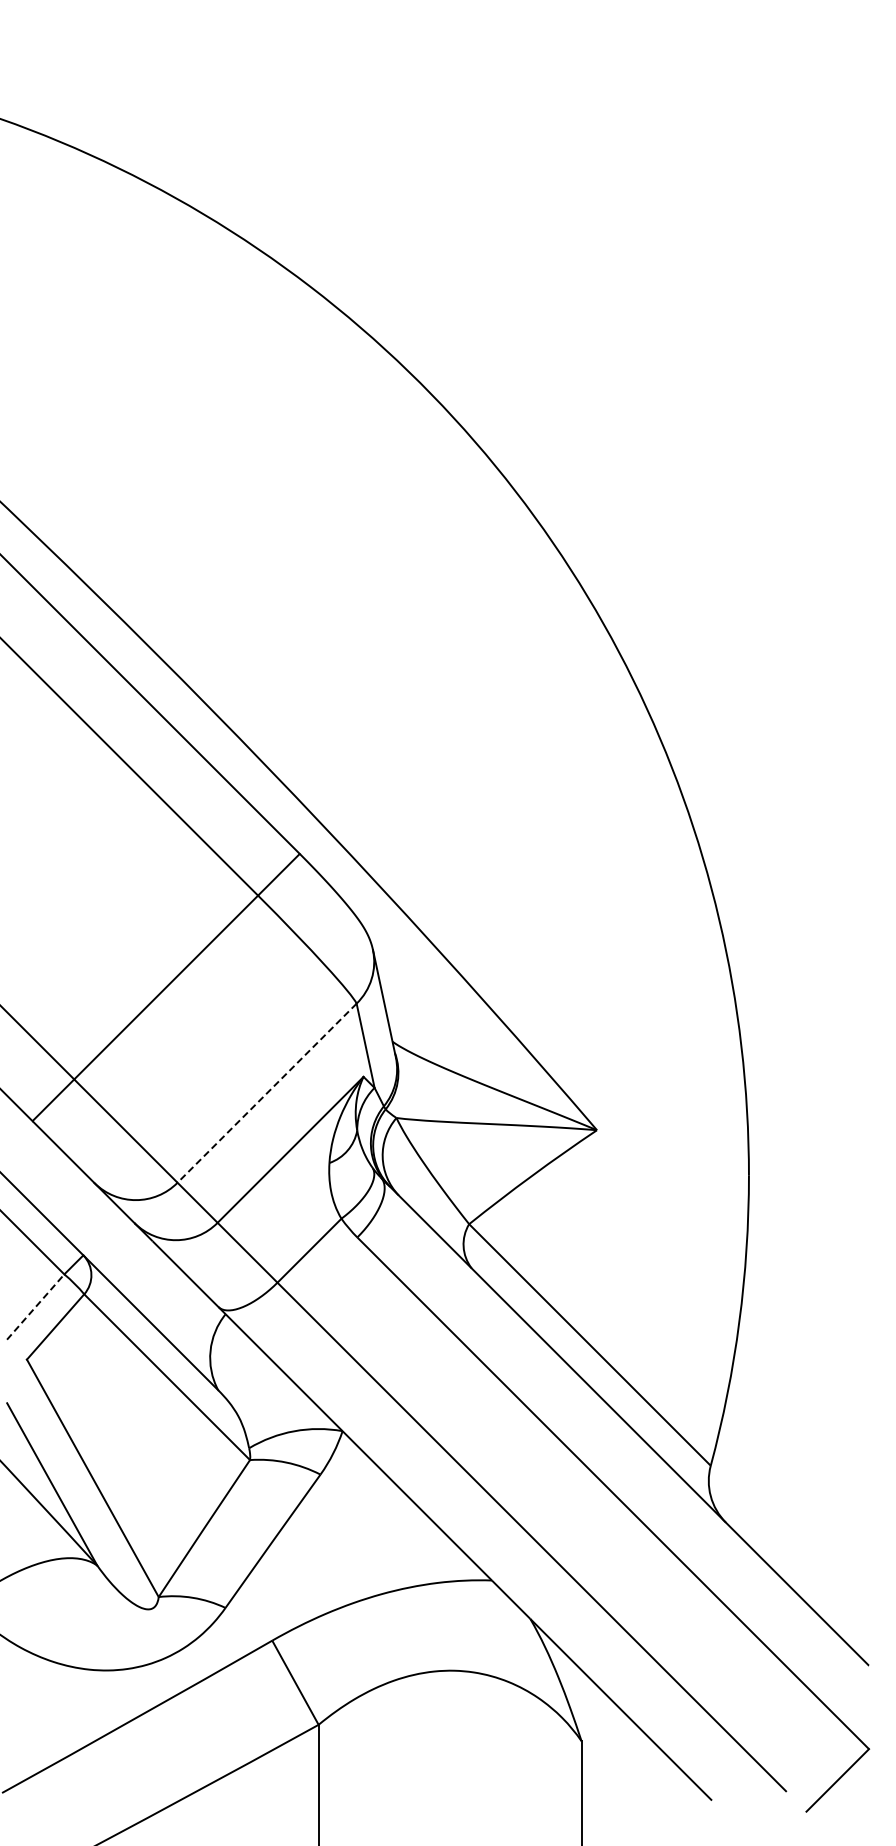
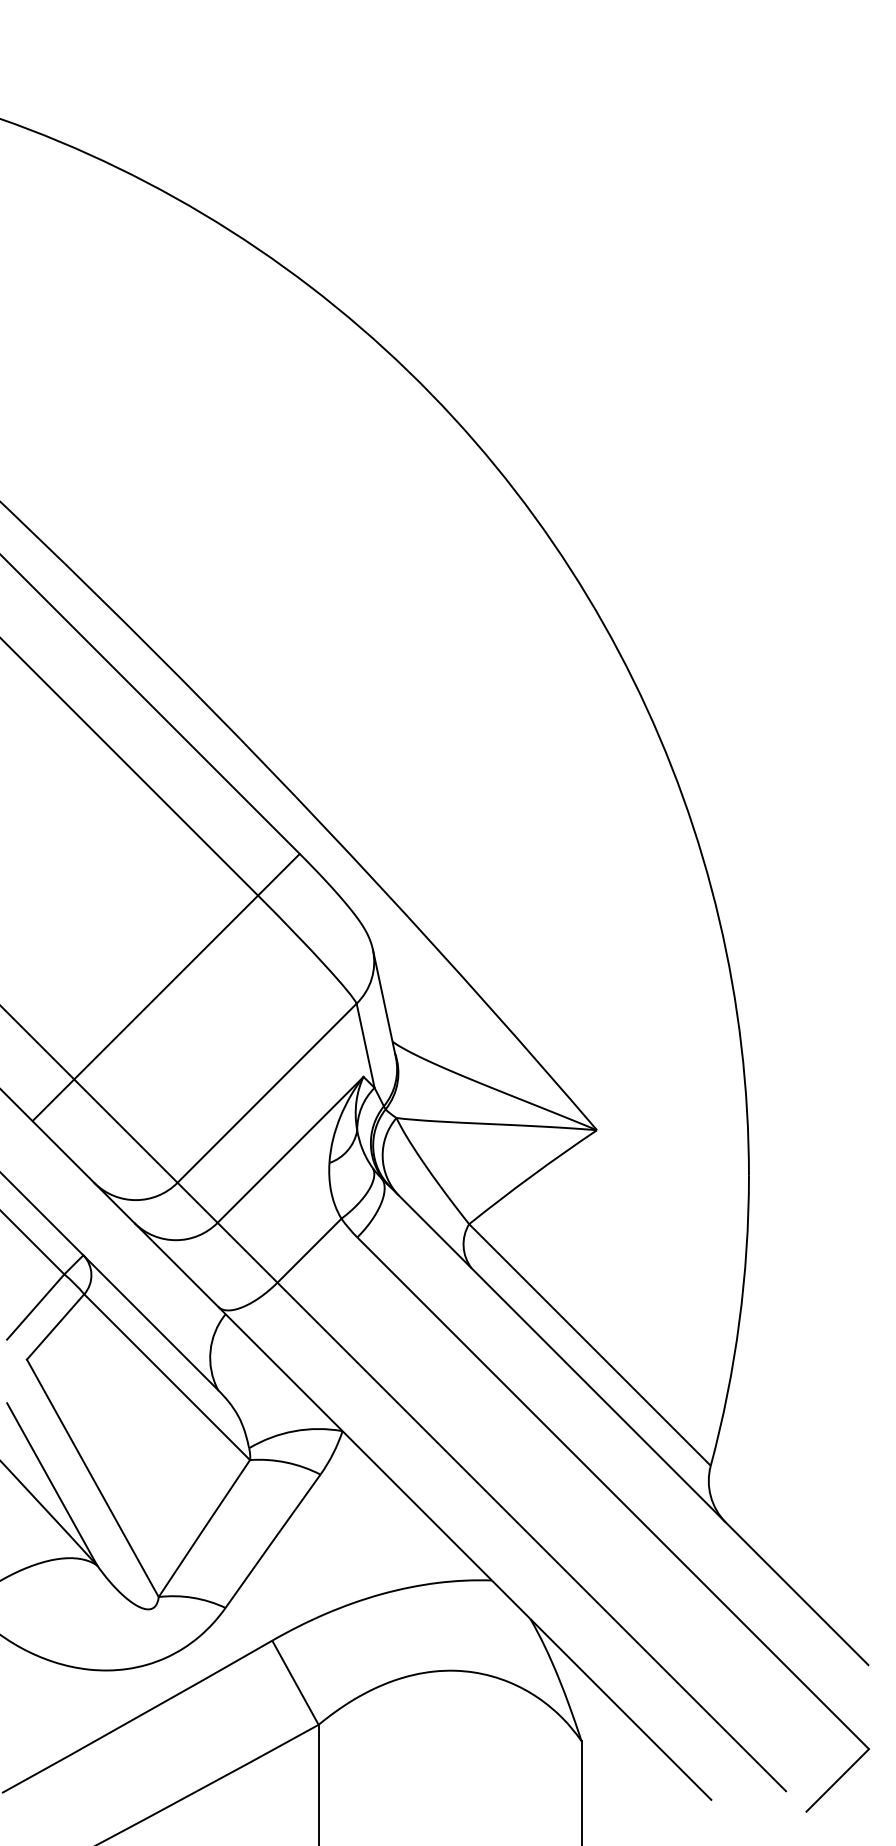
line: dashed -> solid (267, 1093)
line: dashed -> solid (36, 1306)
